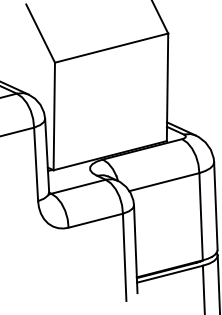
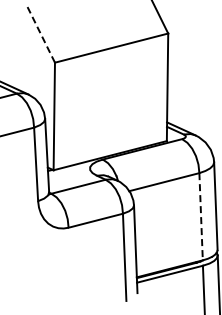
line: solid -> dashed (40, 33)
line: solid -> dashed (201, 216)
